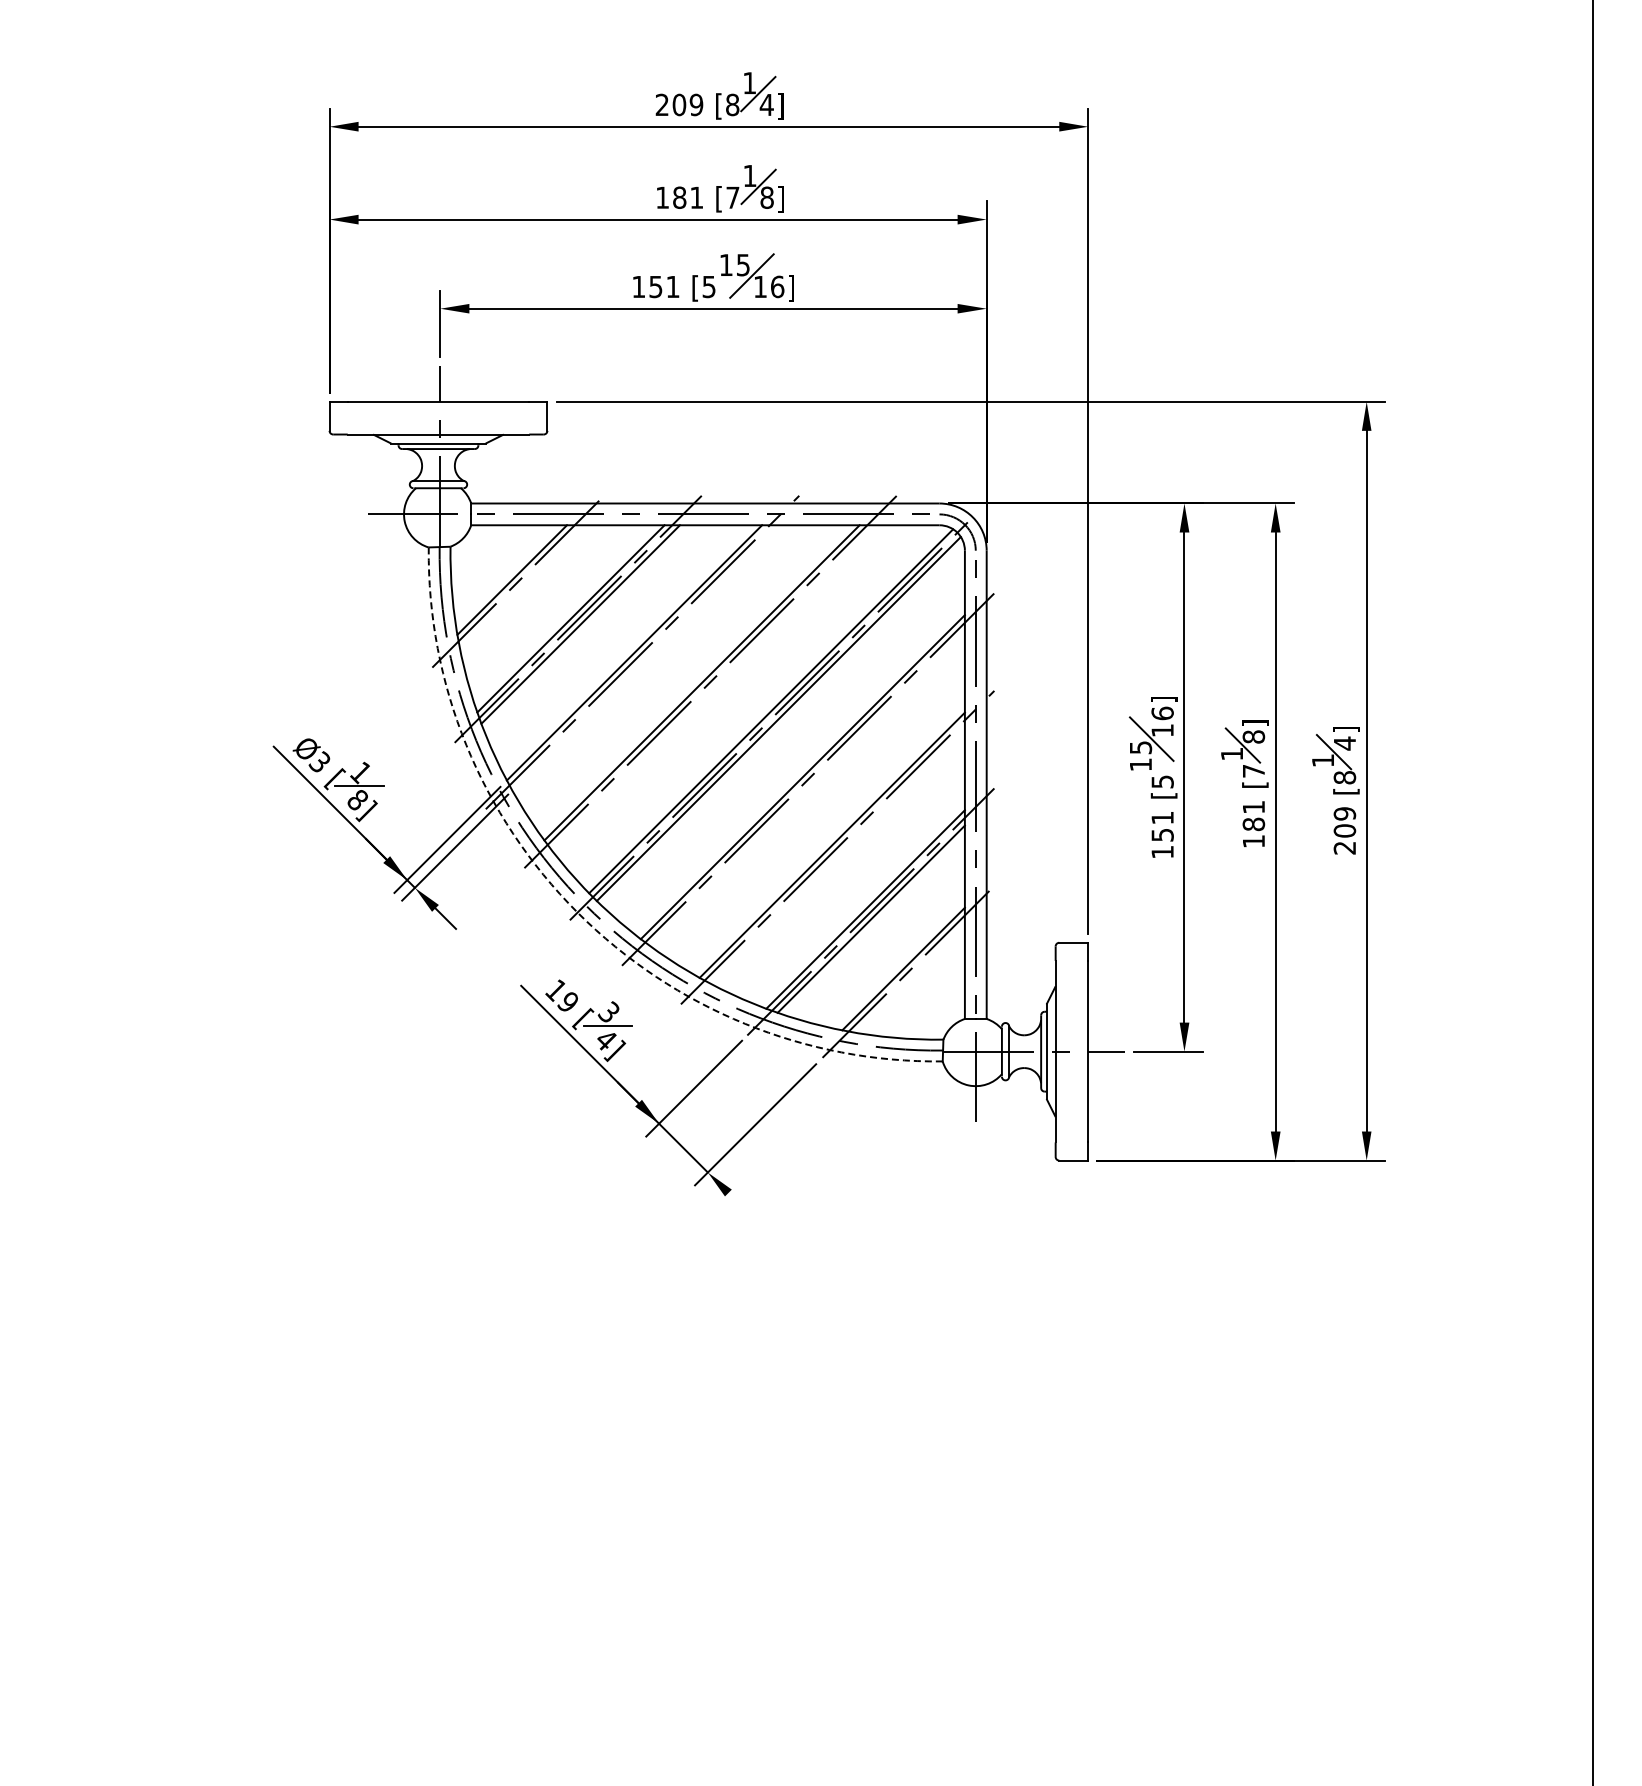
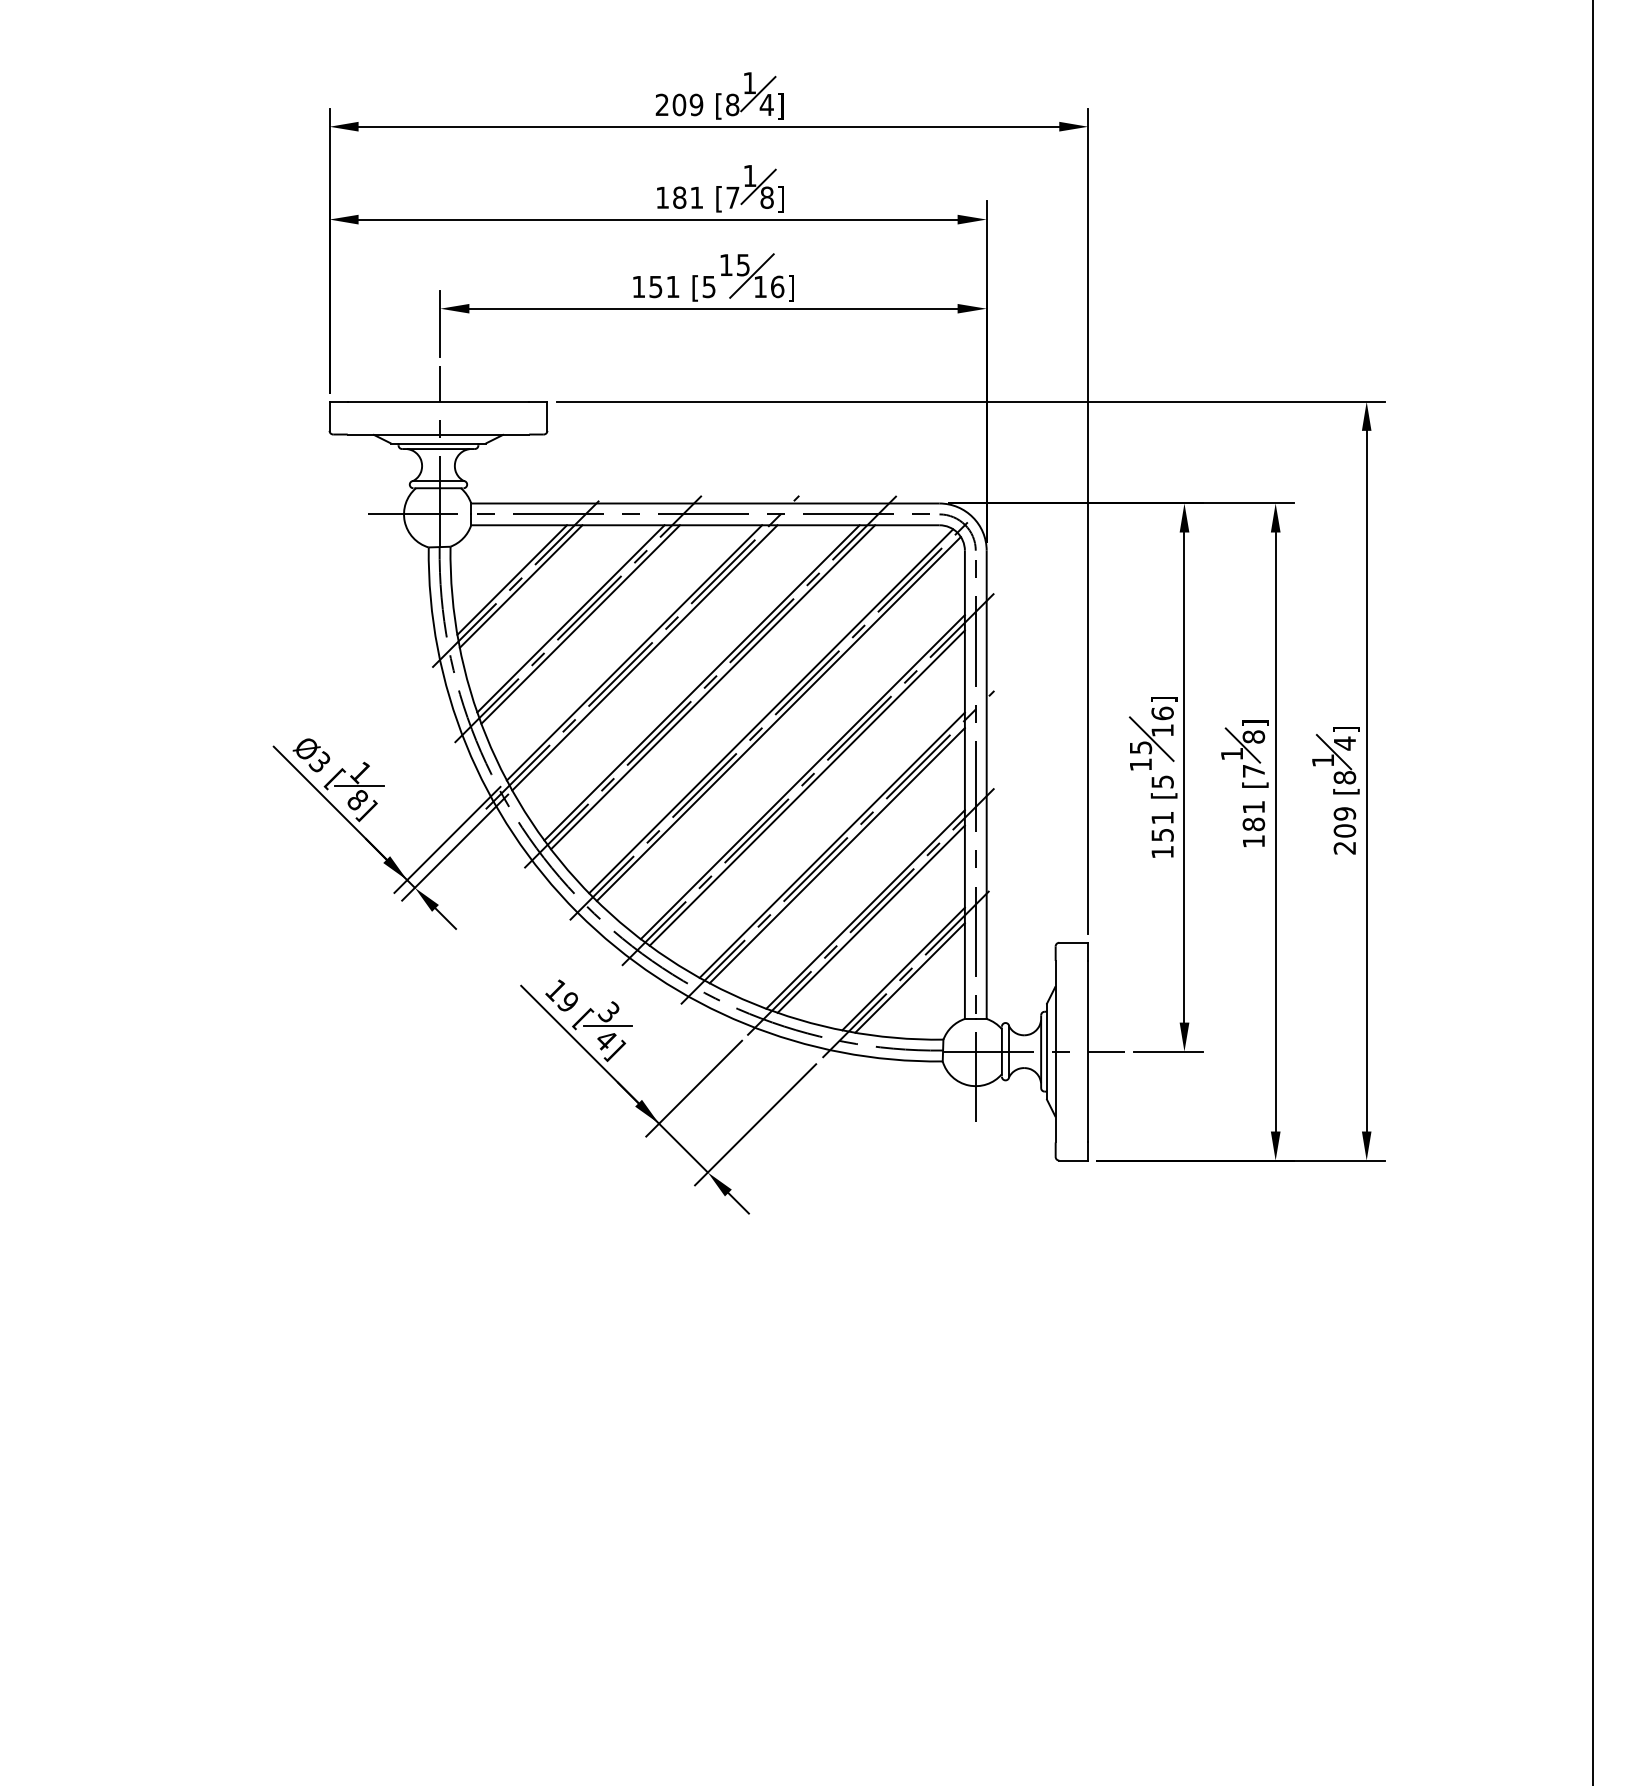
line: none -> present (520, 586)
line: none -> present (644, 657)
line: none -> present (713, 687)
line: none -> present (806, 787)
line: none -> present (836, 855)
arc: dashed -> solid (577, 912)
line: none -> present (909, 977)
line: none -> present (738, 1203)
